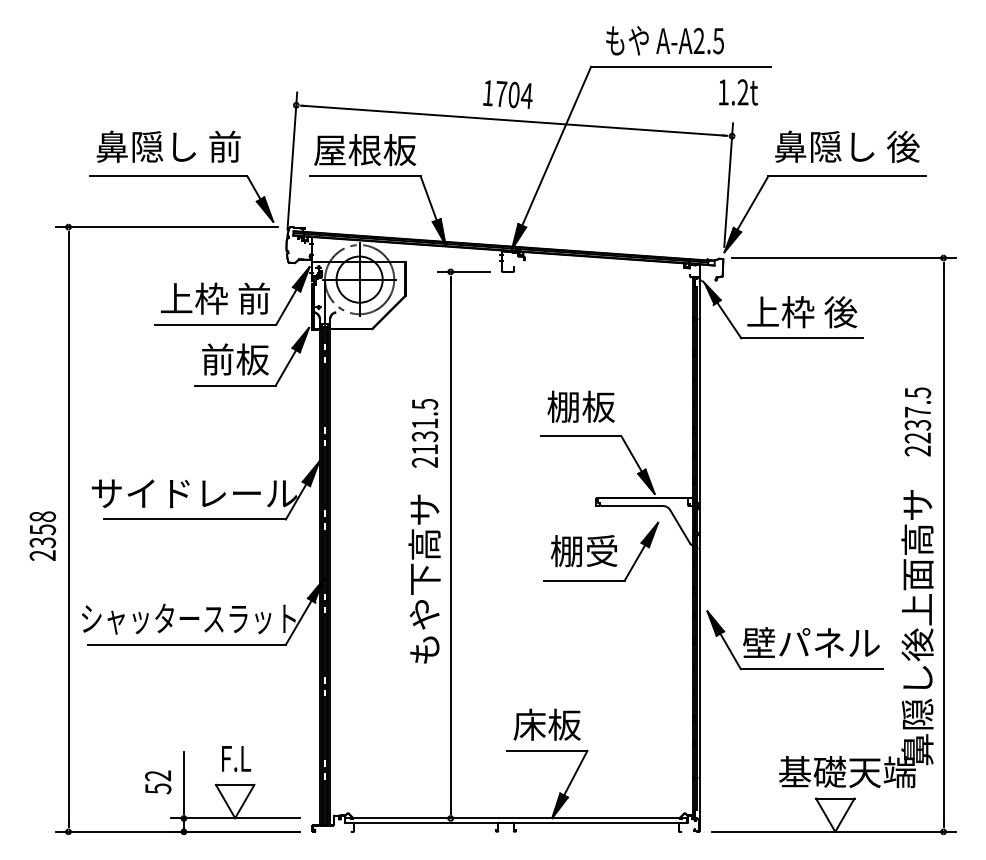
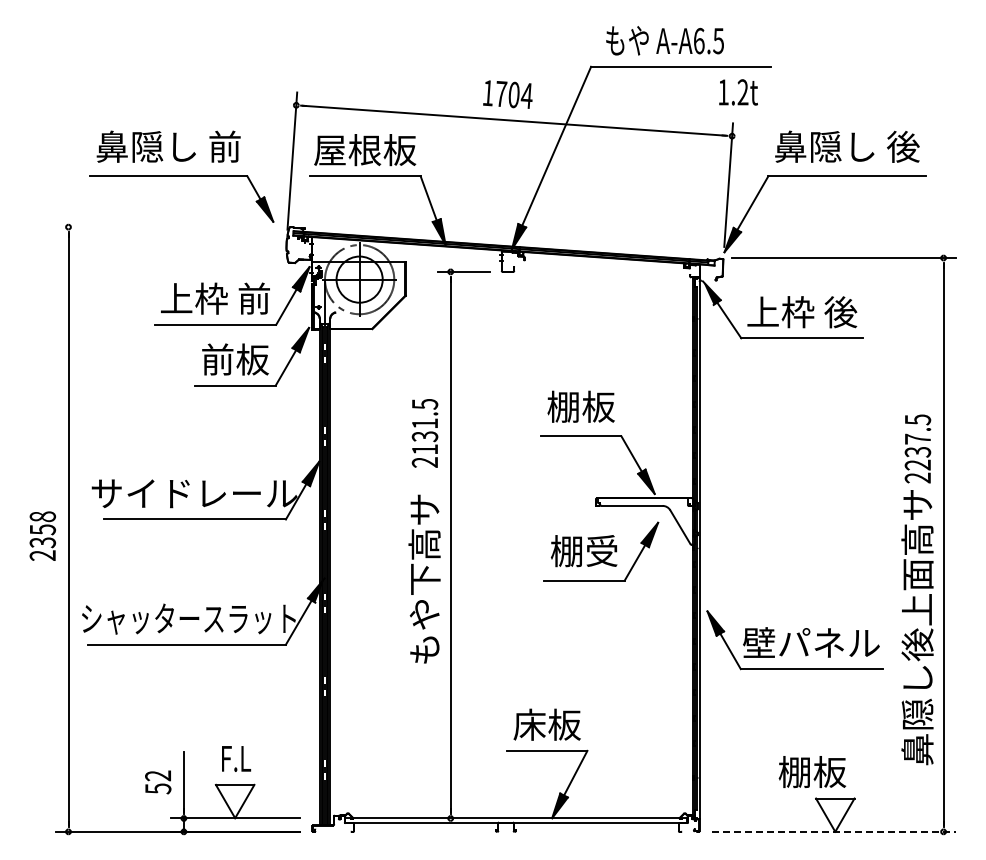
text: A-A2.5 -> A-A6.5 (698, 40)
line: present -> none (166, 227)
text position: (917, 421) -> (917, 448) (917, 448)
text: 基礎天端 -> 棚板 (846, 772)
line: solid -> dashed (834, 831)
